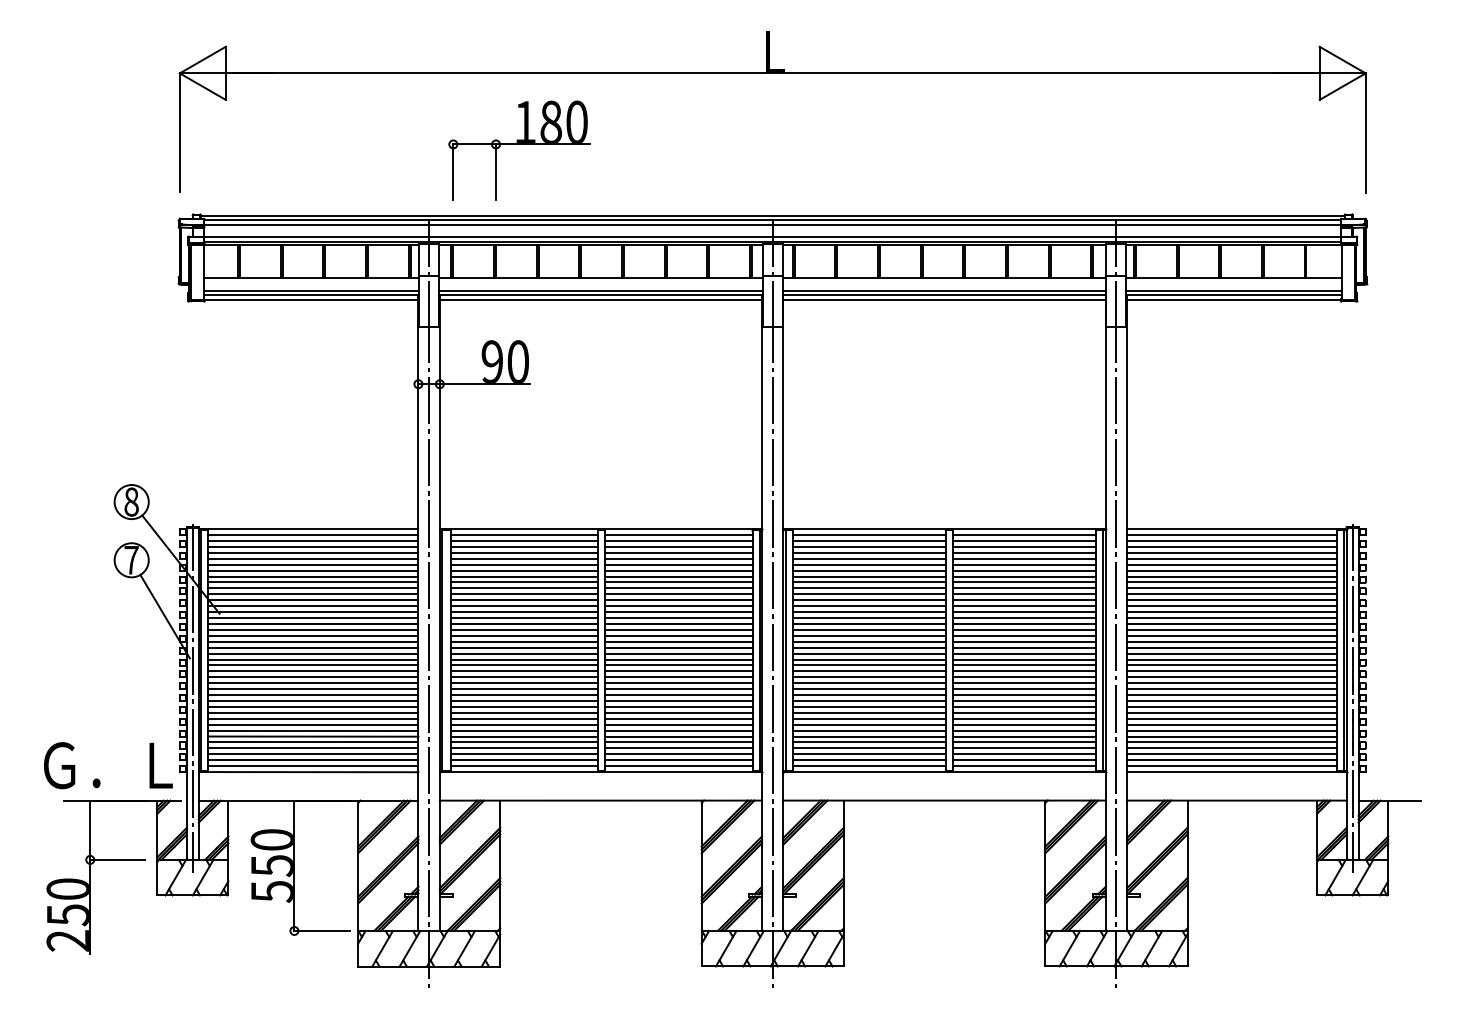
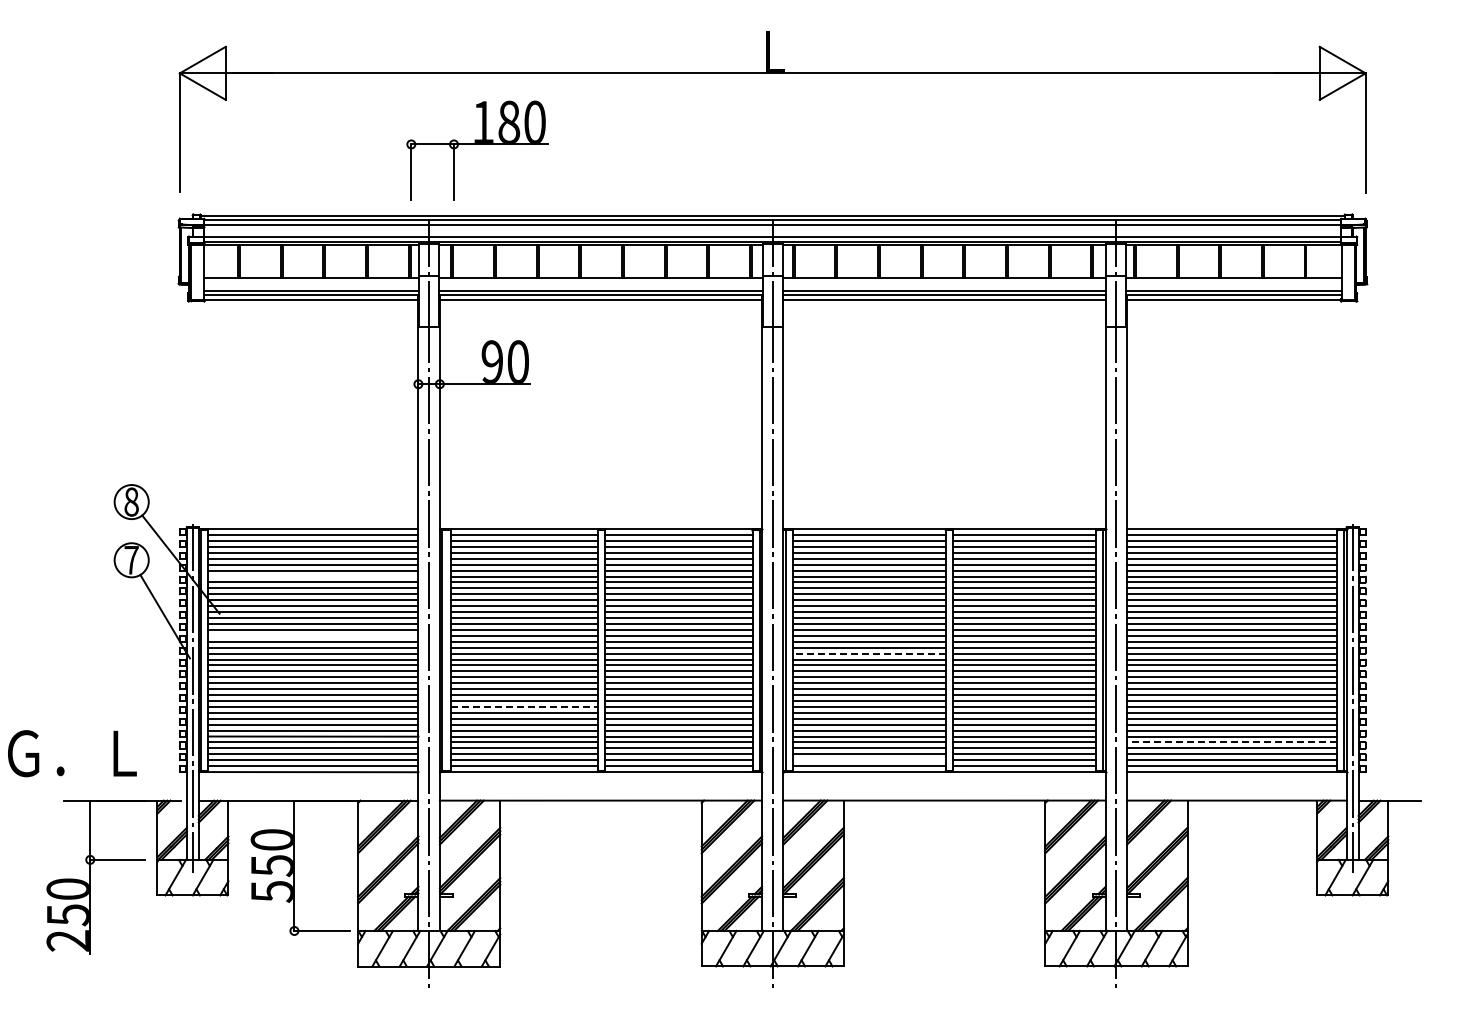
part position: (519, 150) -> (477, 150) (477, 150)
line: present -> none (313, 576)
line: present -> none (313, 635)
line: solid -> dashed (868, 653)
line: solid -> dashed (524, 706)
line: solid -> dashed (1231, 742)
line: present -> none (868, 760)
text position: (108, 765) -> (72, 753) (72, 753)
